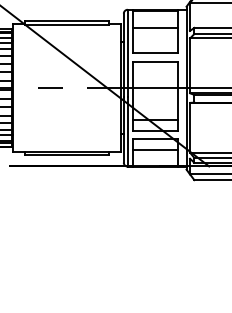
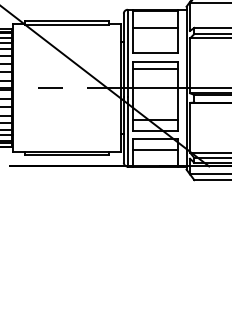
line: none -> present (154, 69)
